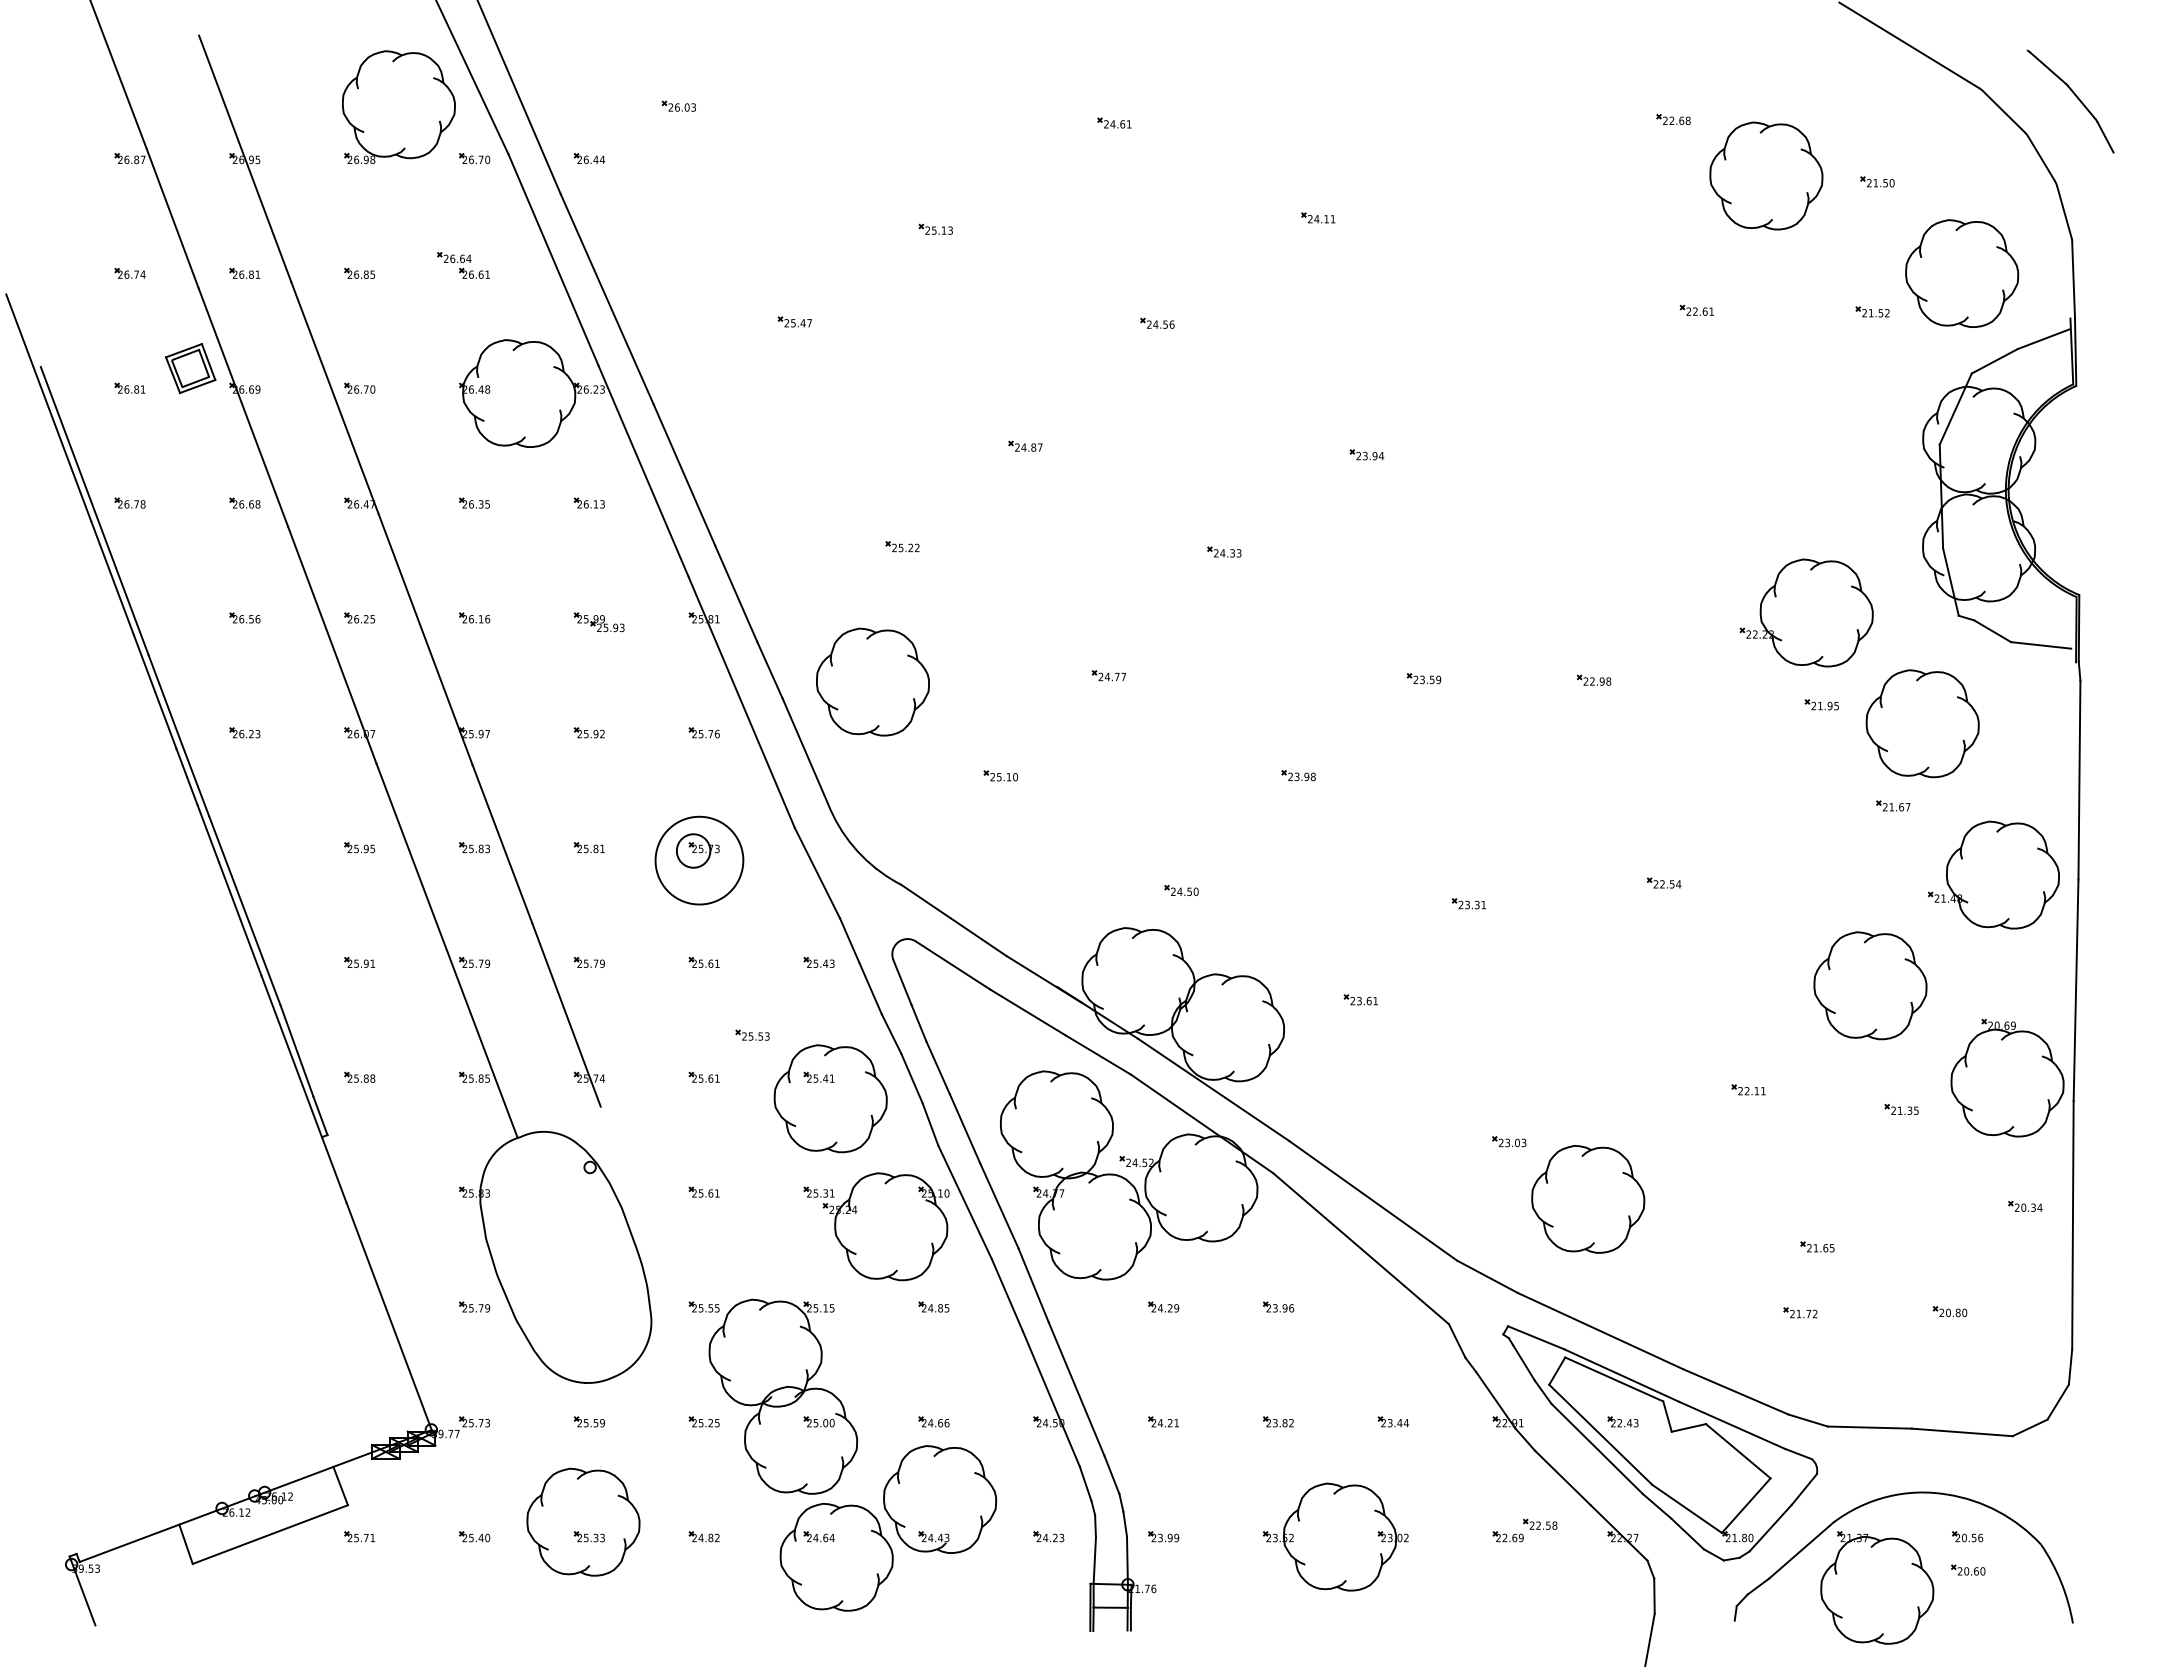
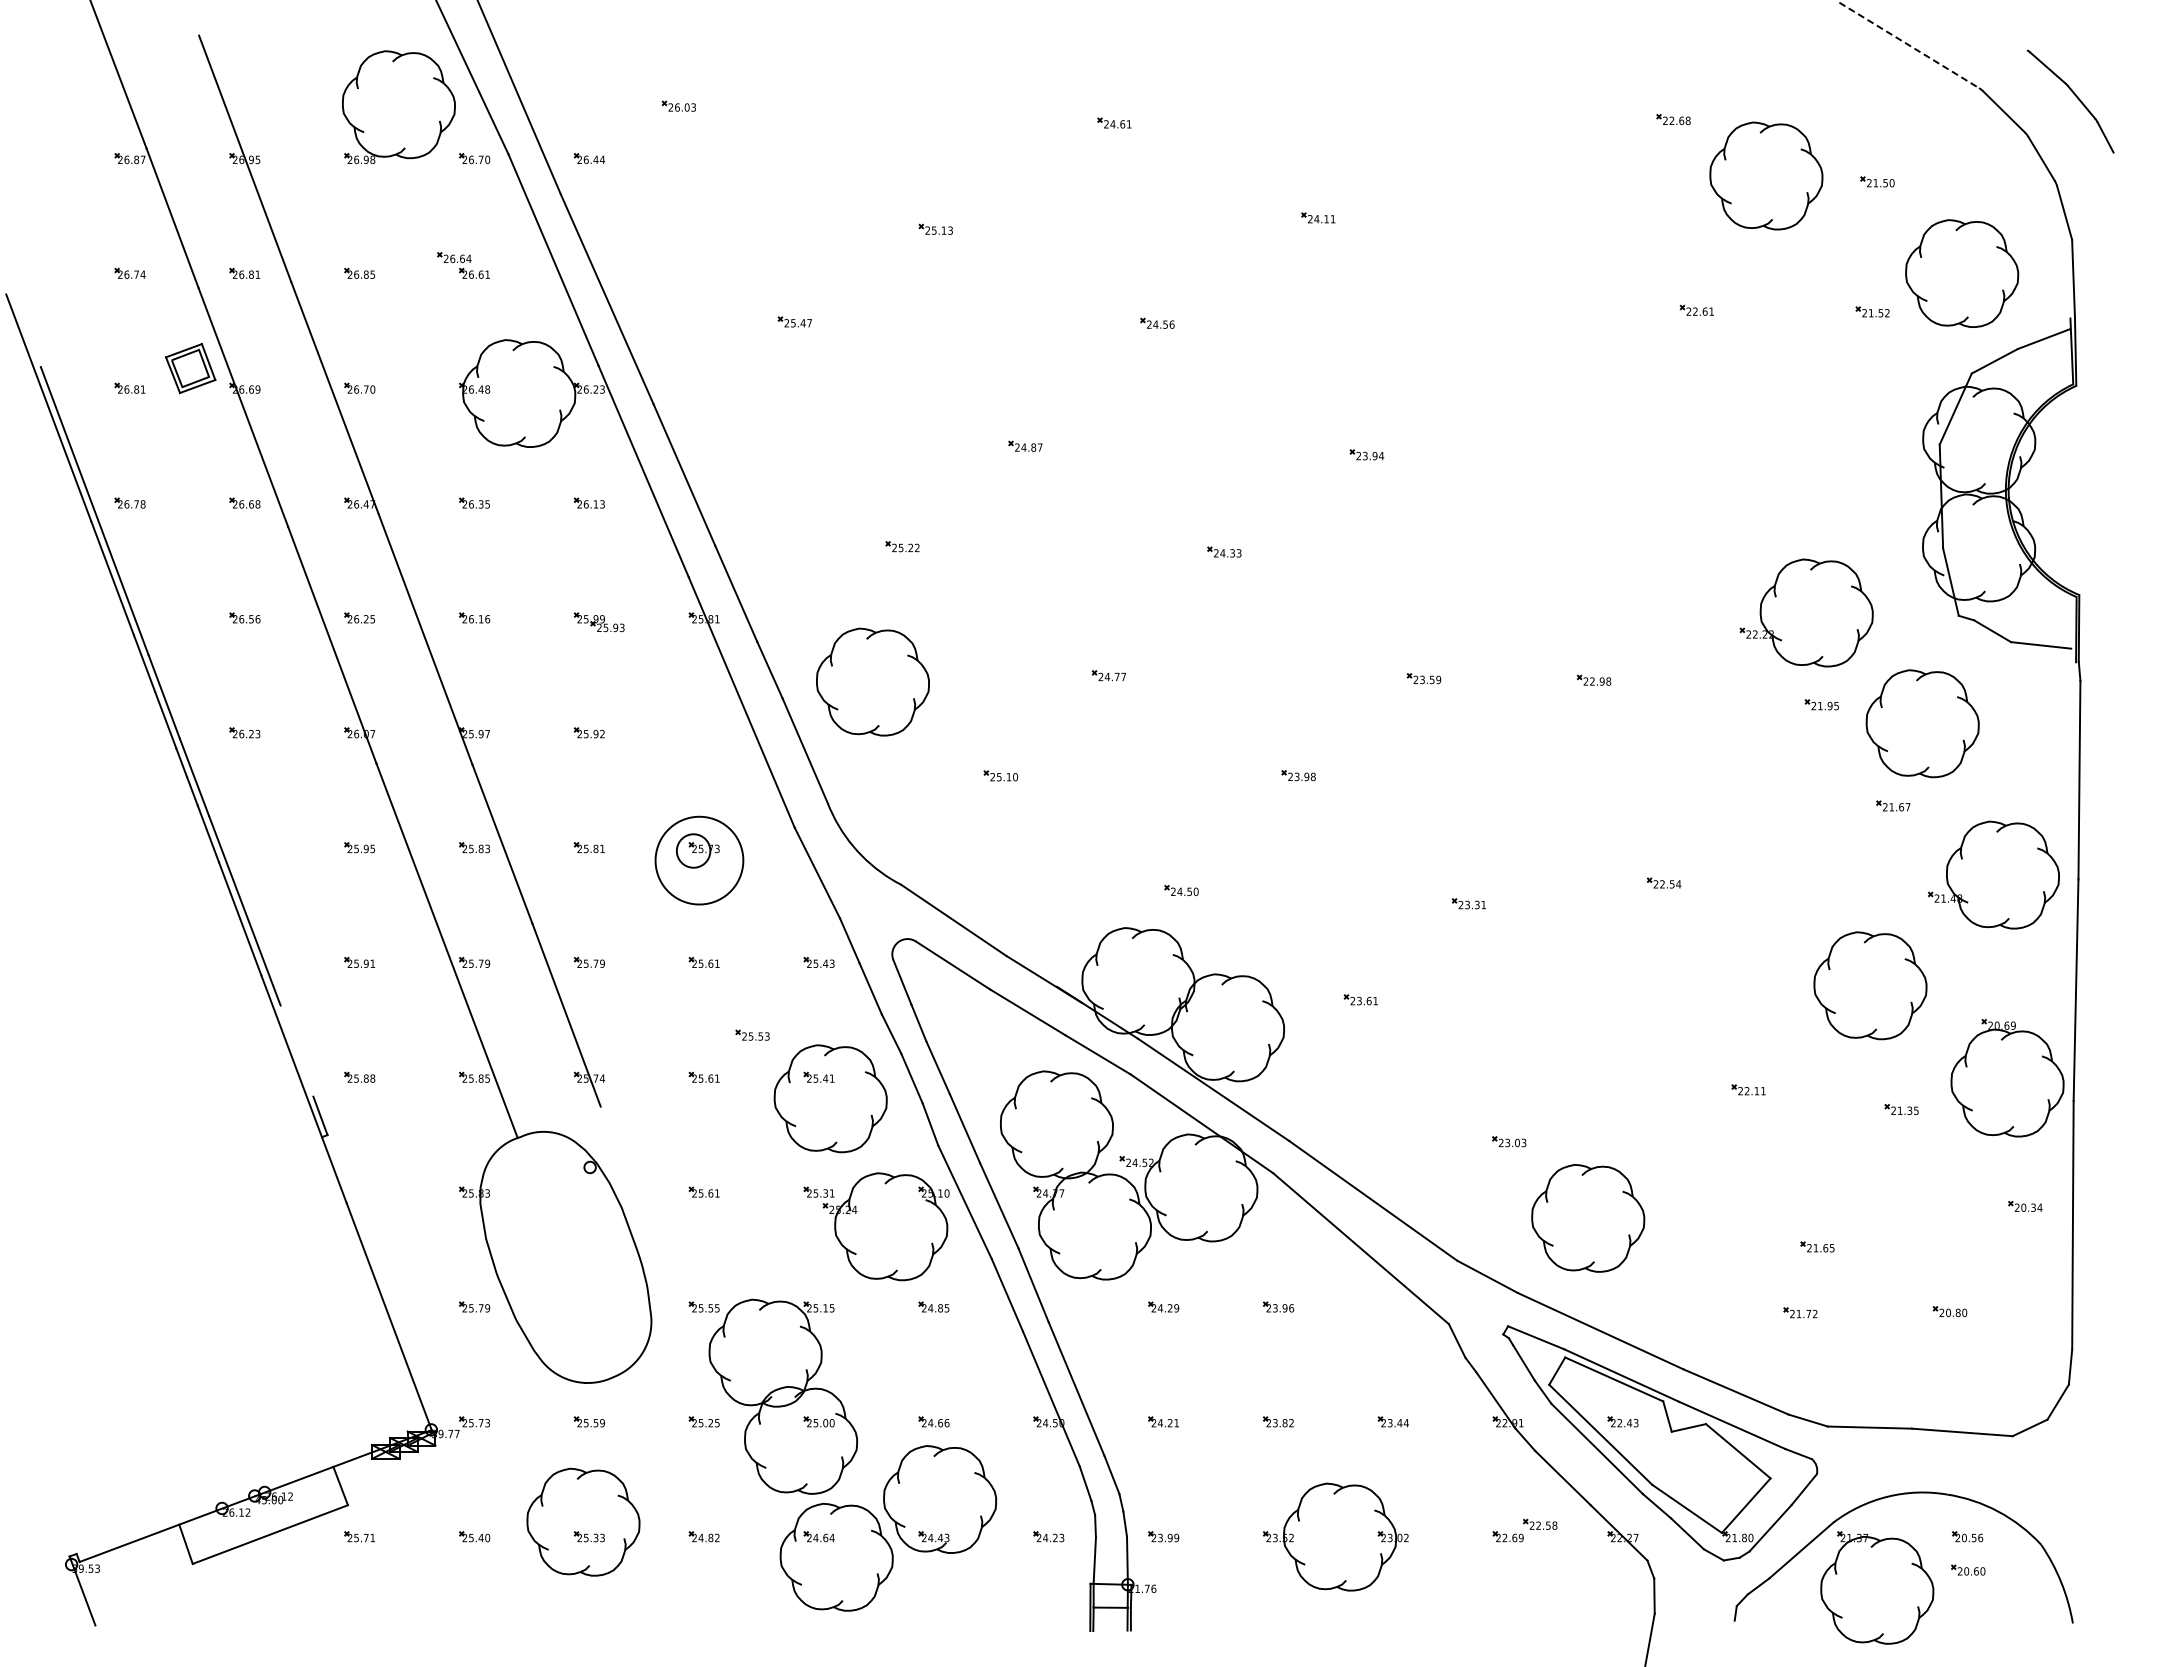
line: solid -> dashed (1909, 45)
part: present -> none (703, 732)
line: present -> none (296, 1050)
part position: (1588, 1199) -> (1588, 1218) (1588, 1218)
